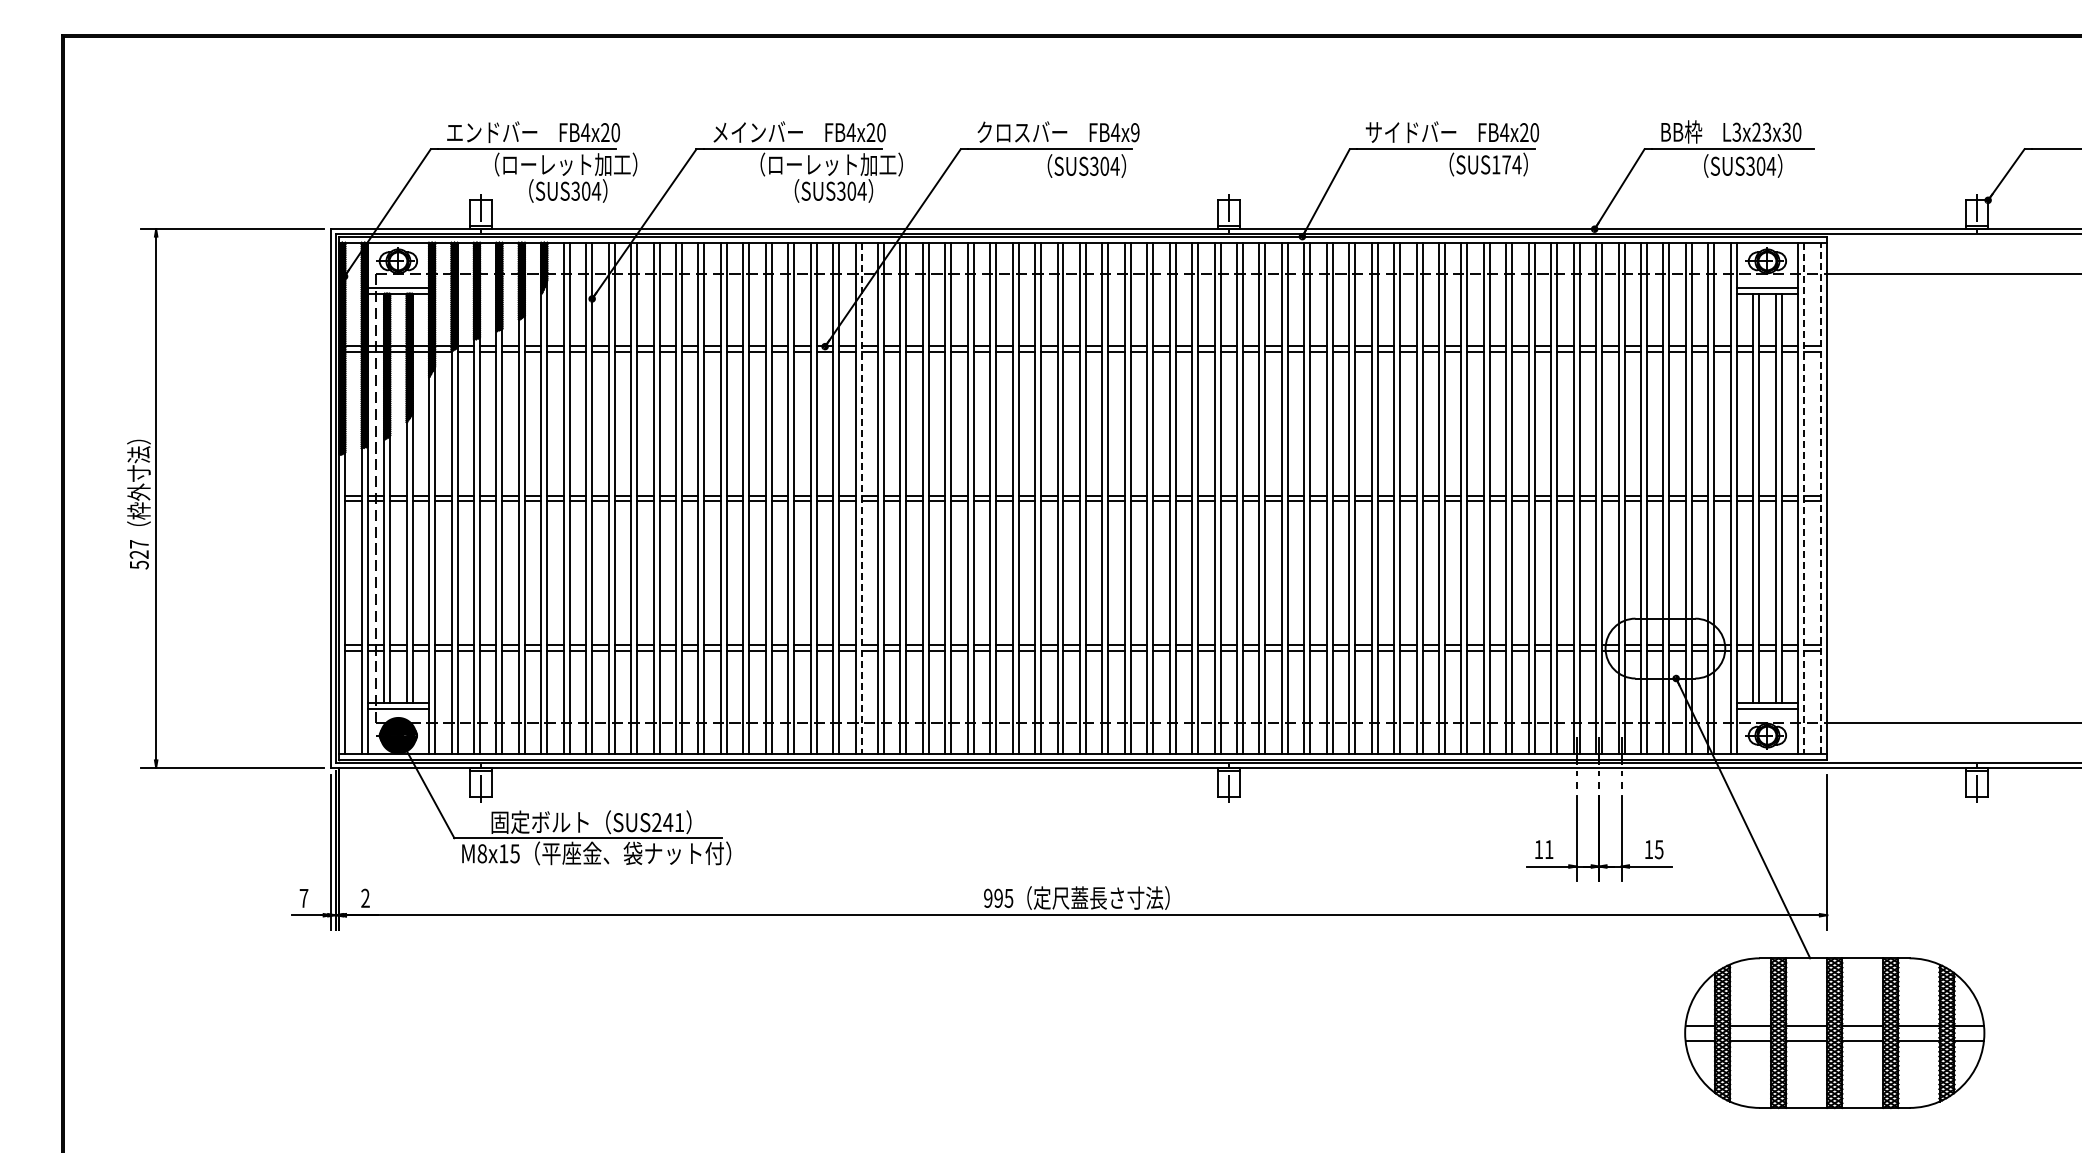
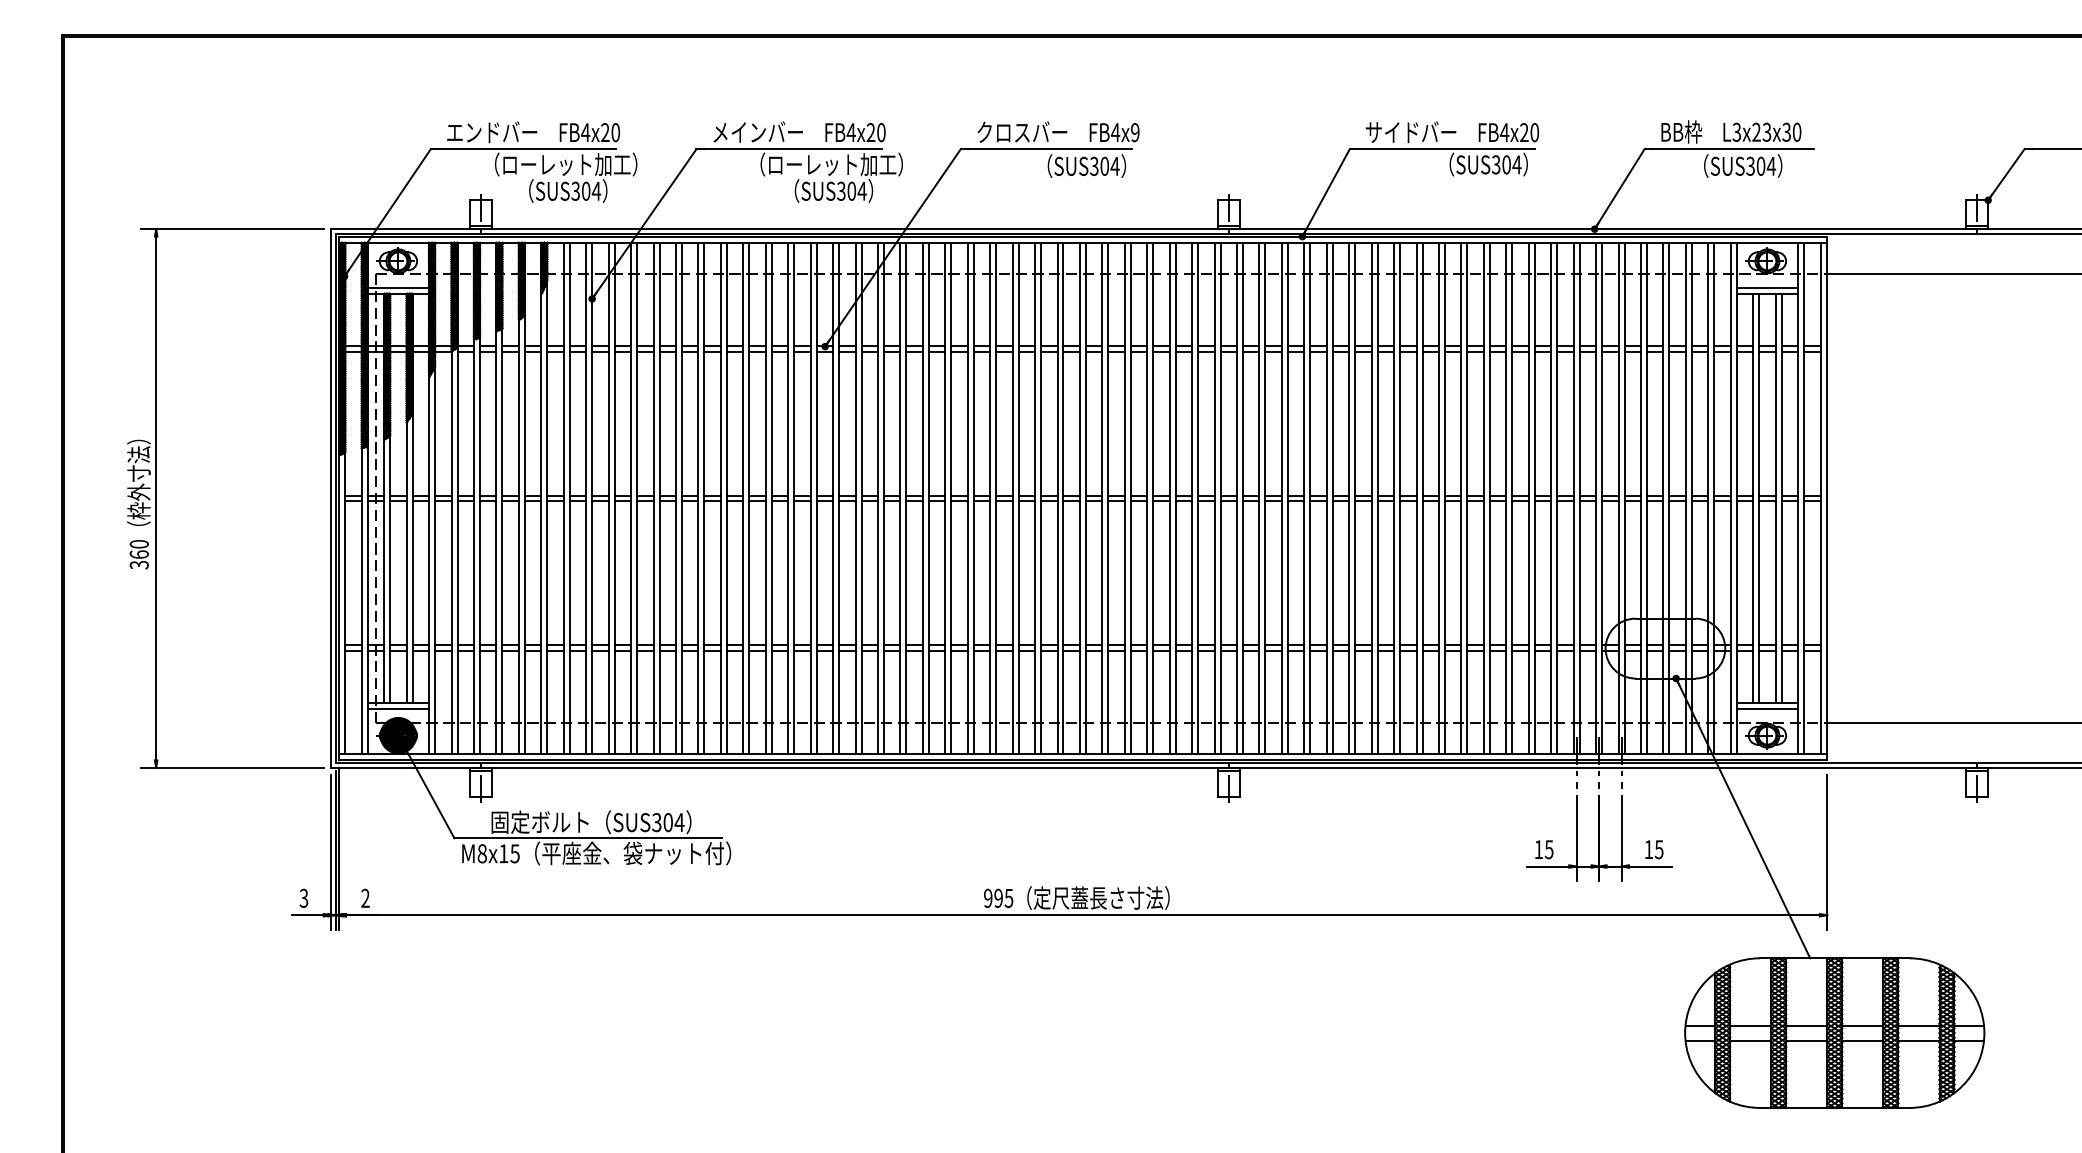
text: SUS174 -> SUS304 (1501, 164)
line: dashed -> solid (861, 498)
line: dashed -> solid (1804, 498)
line: dashed -> solid (1821, 498)
text: 527 -> 360 (138, 554)
text: SUS241 -> SUS304 (668, 822)
text: 11 -> 15 (1548, 849)
text: 7 -> 3 (303, 897)
